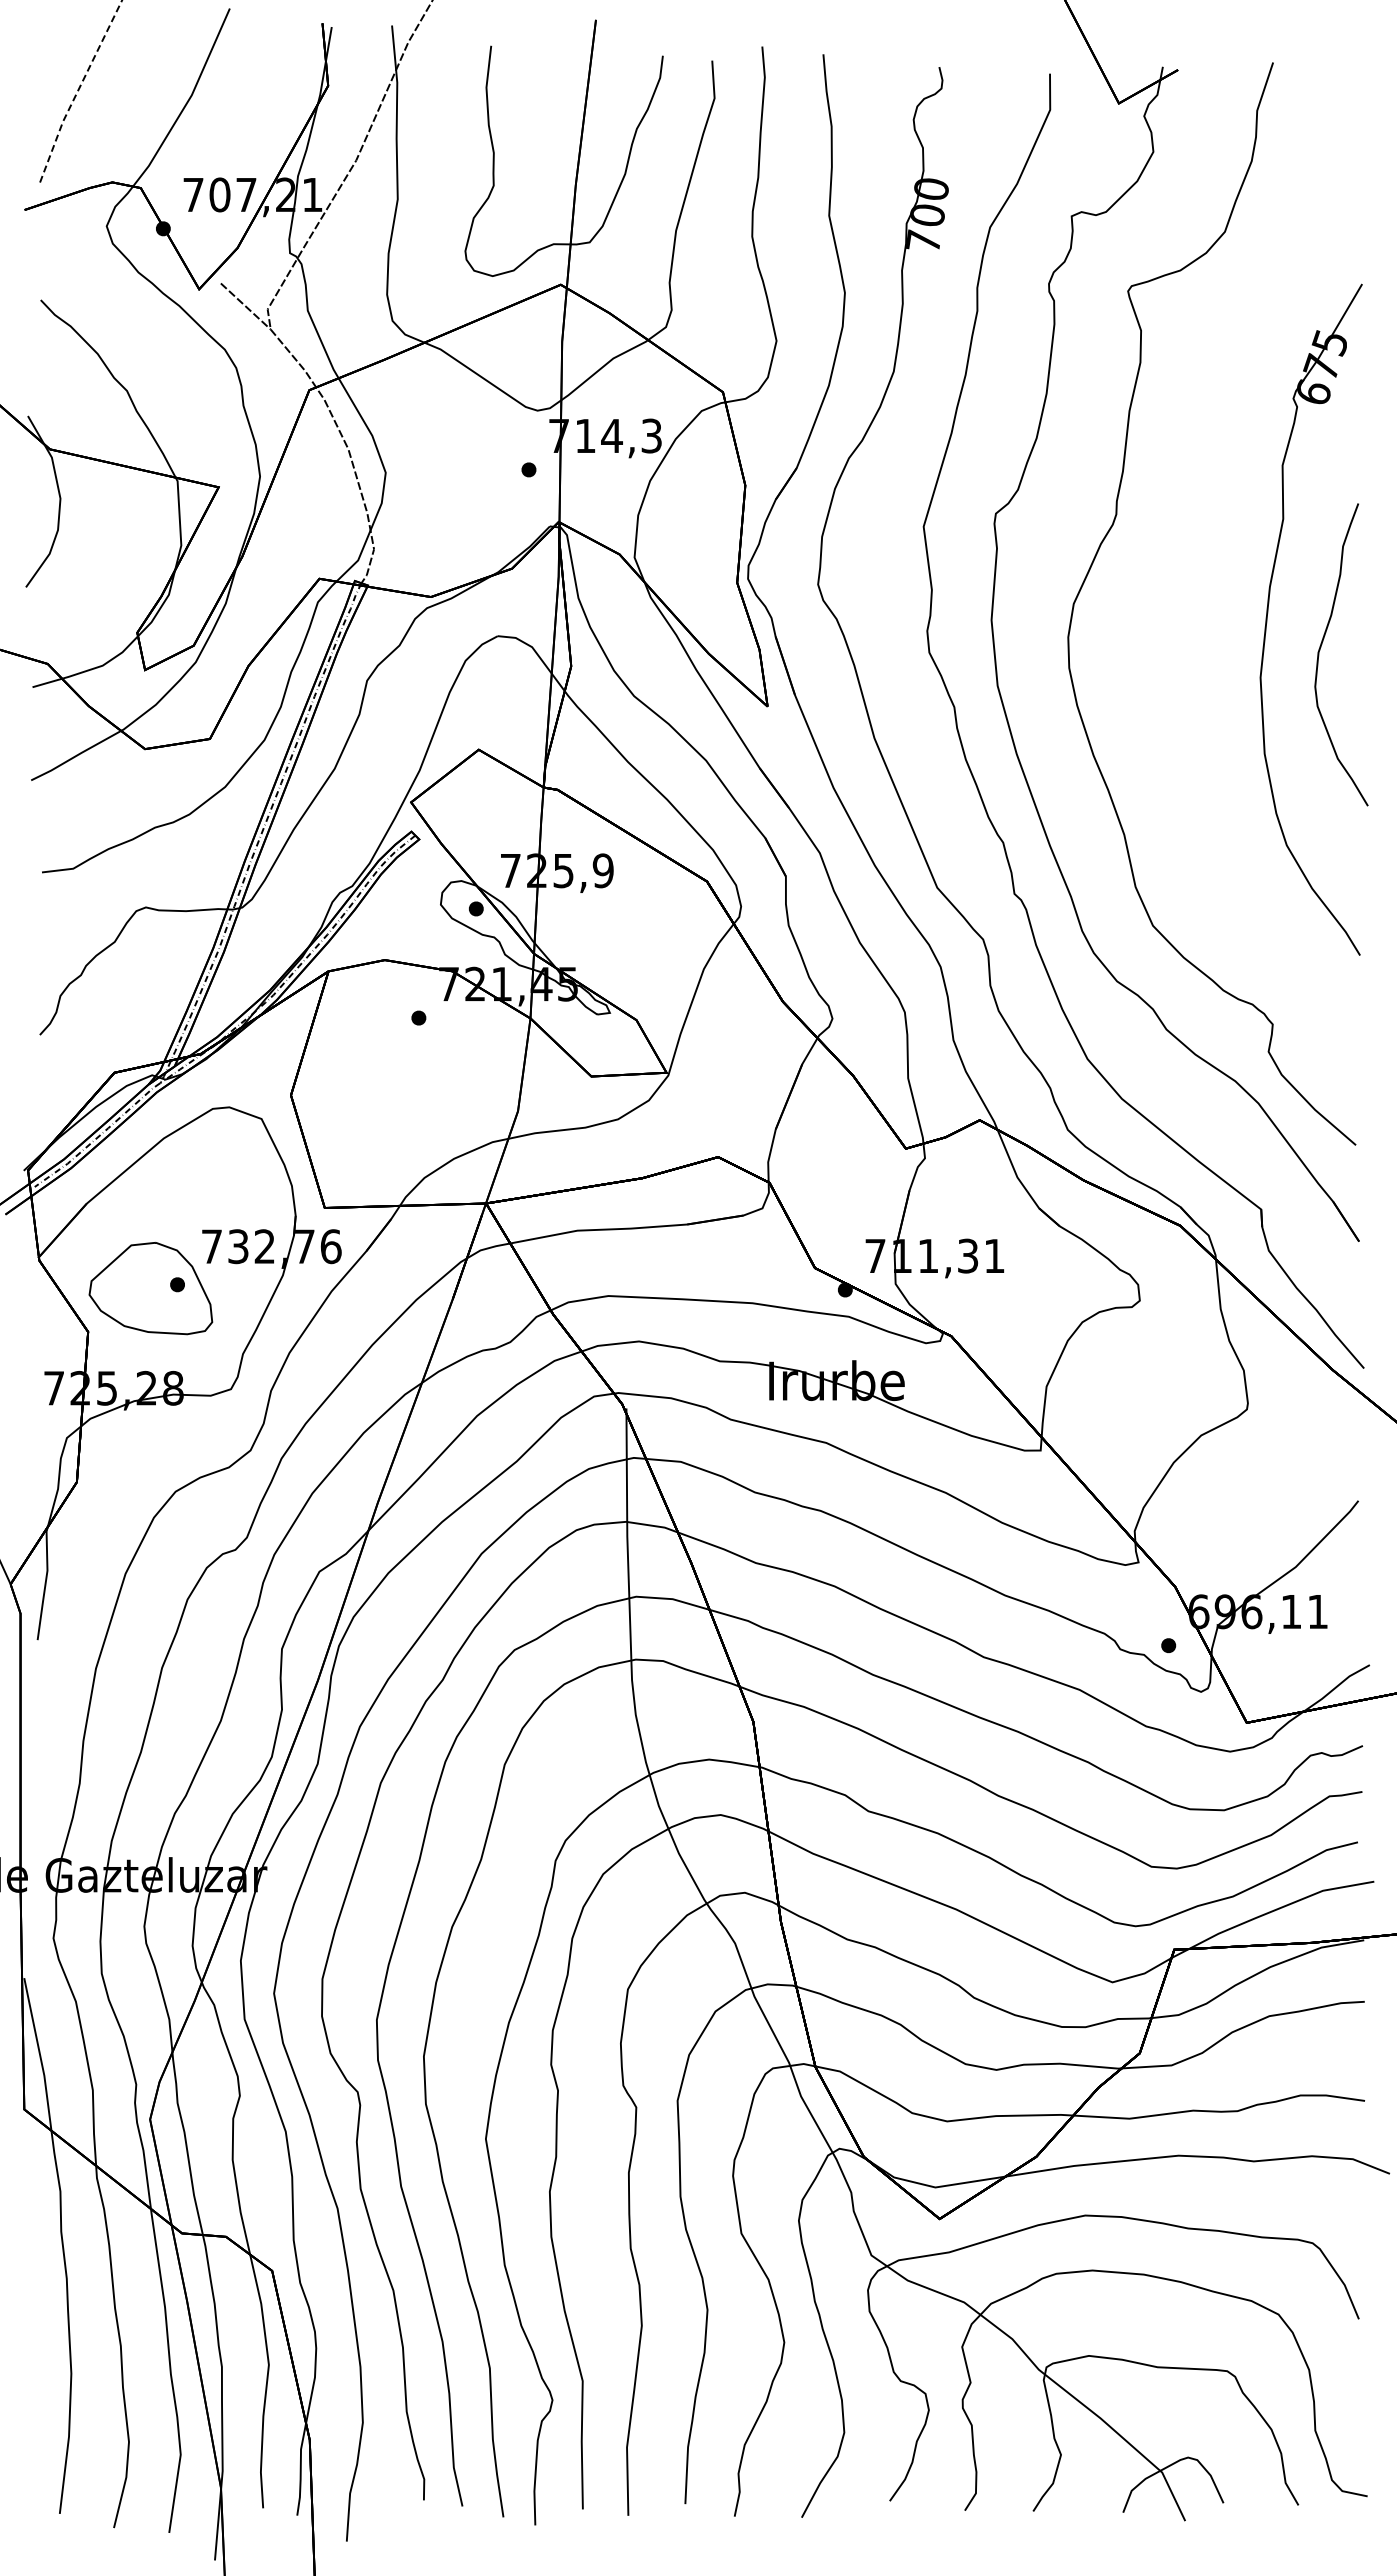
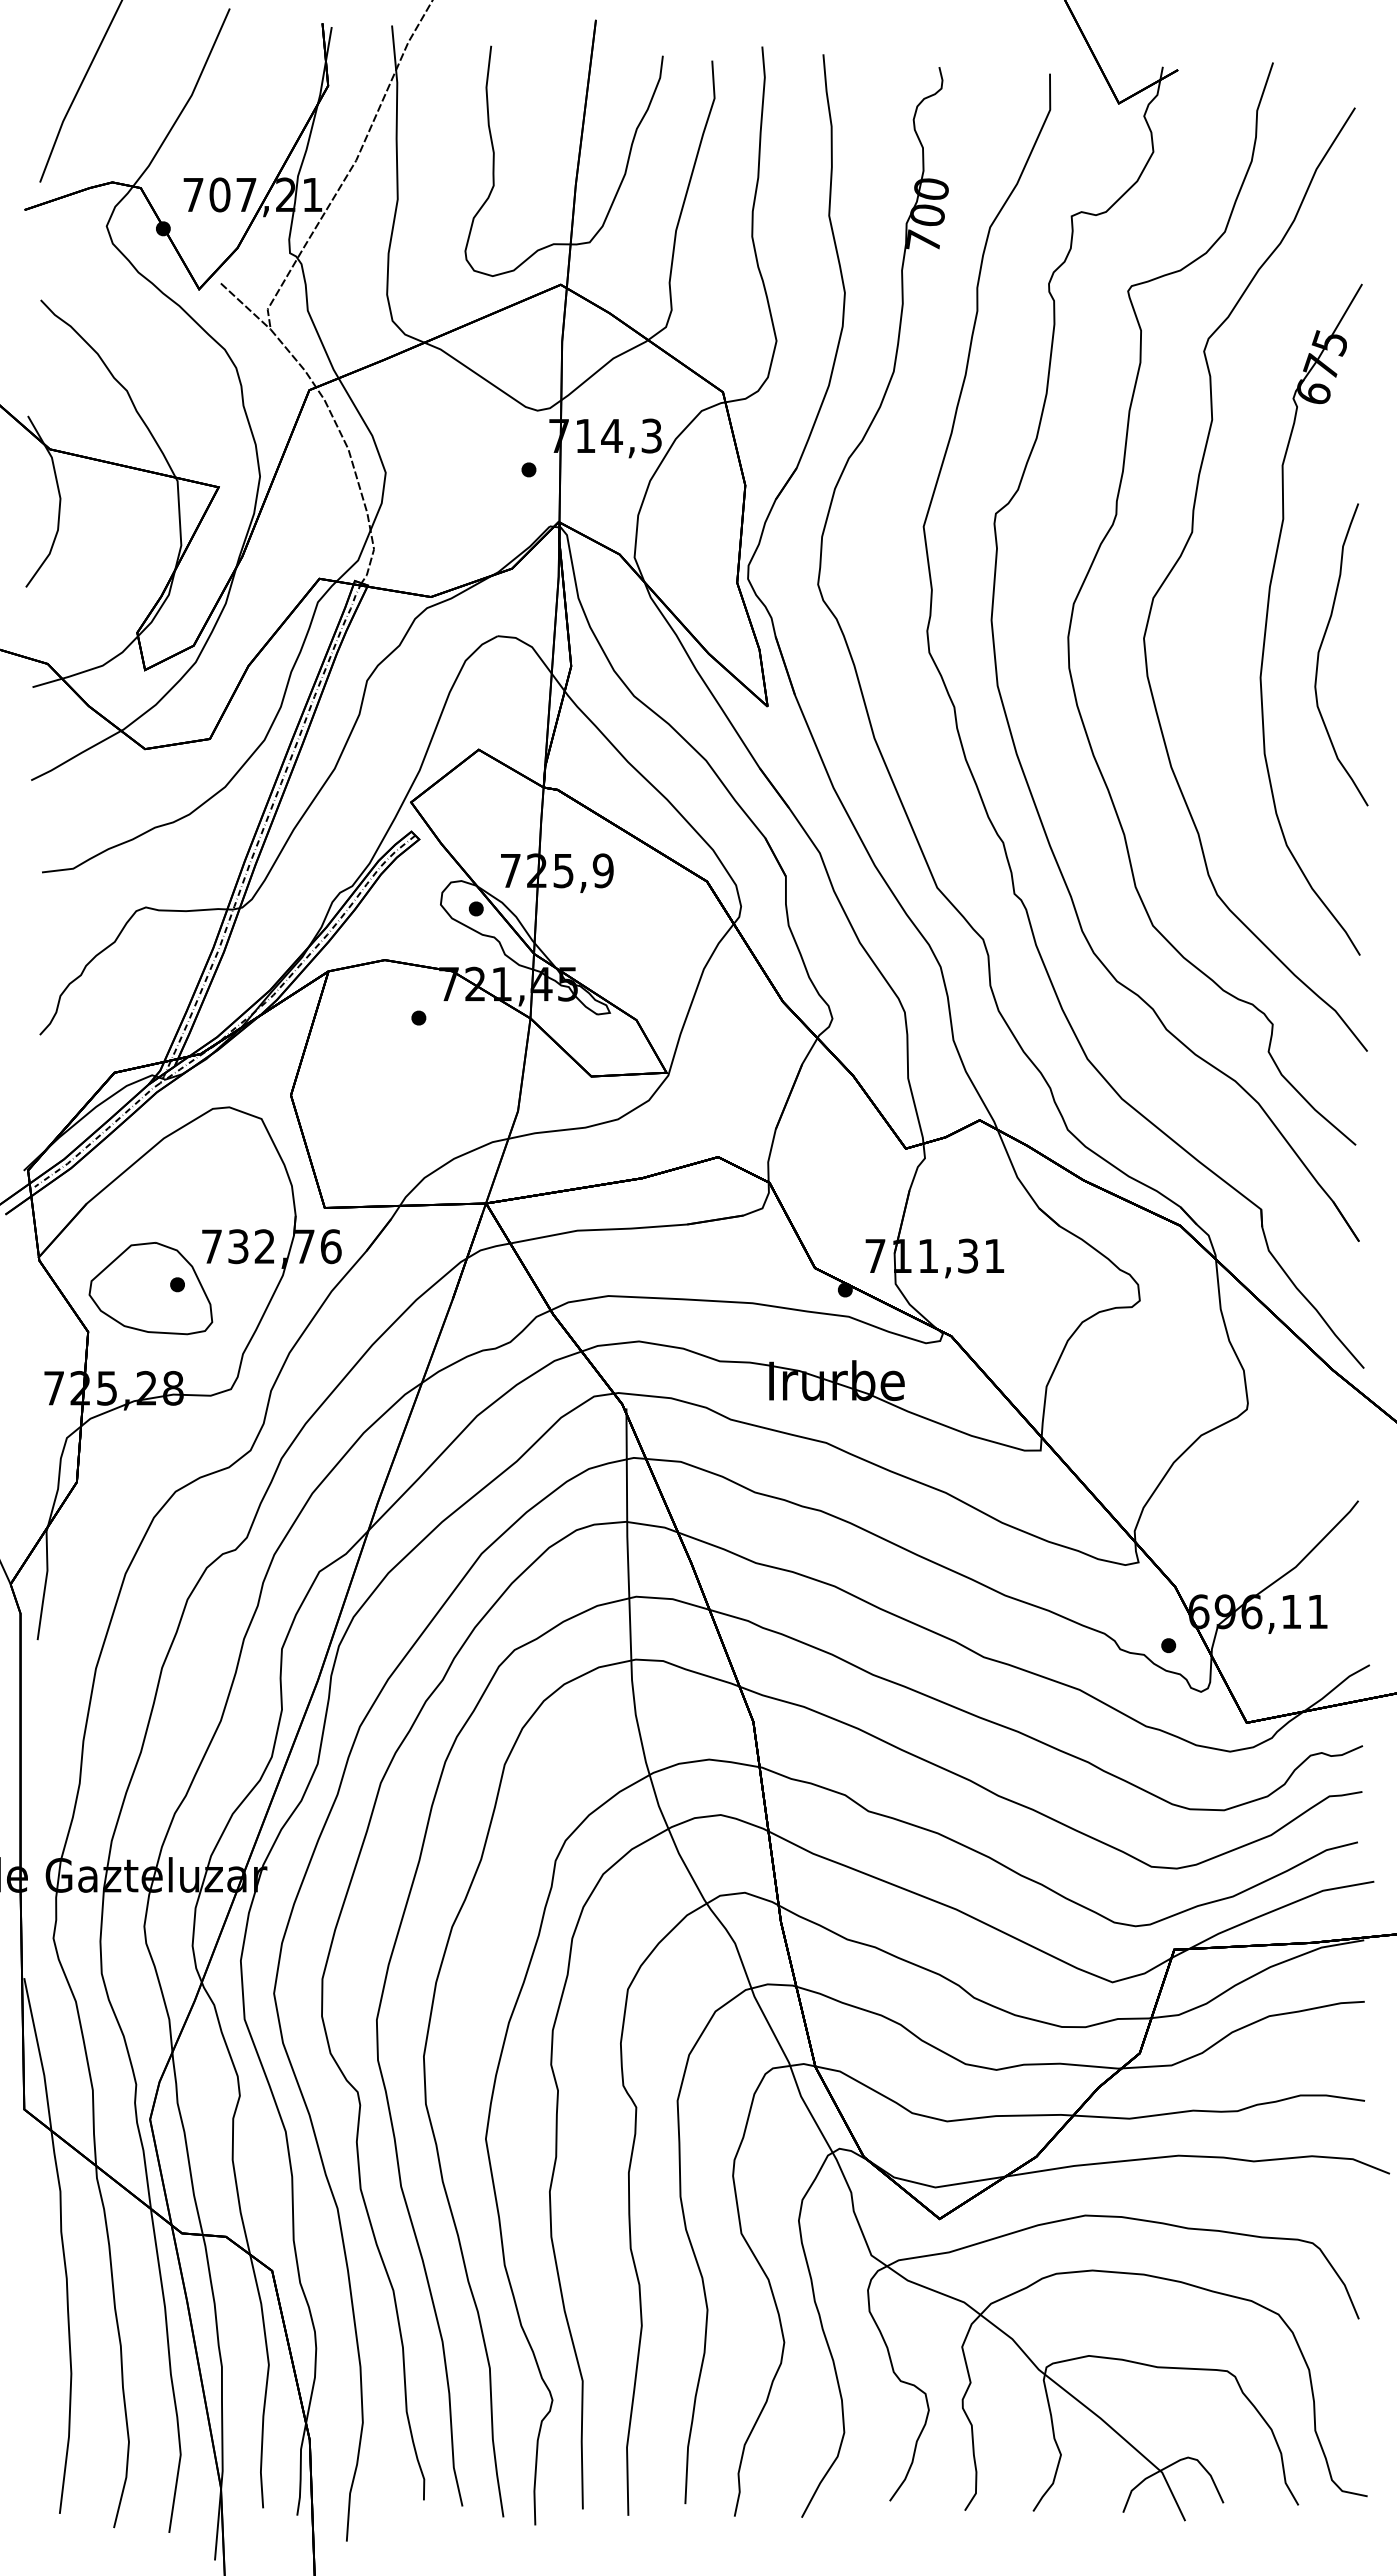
line: dashed -> solid (78, 90)
curve: none -> present (1187, 544)
